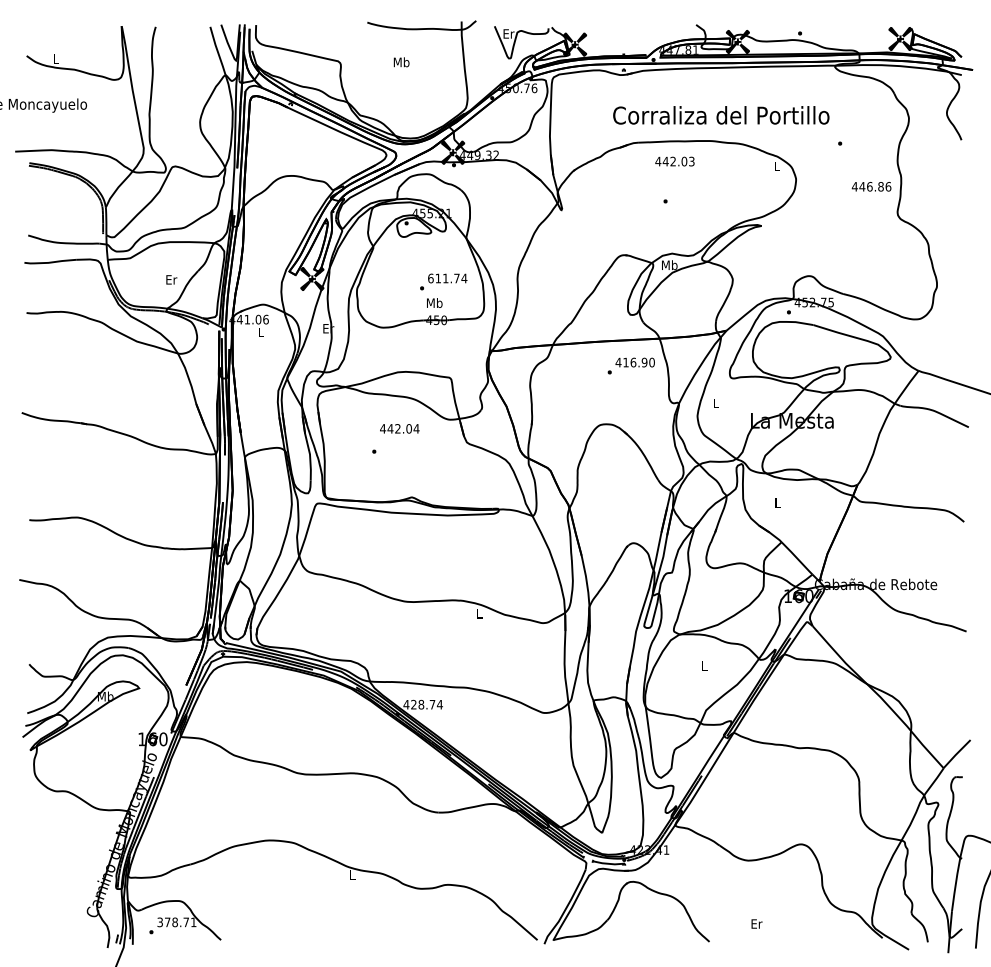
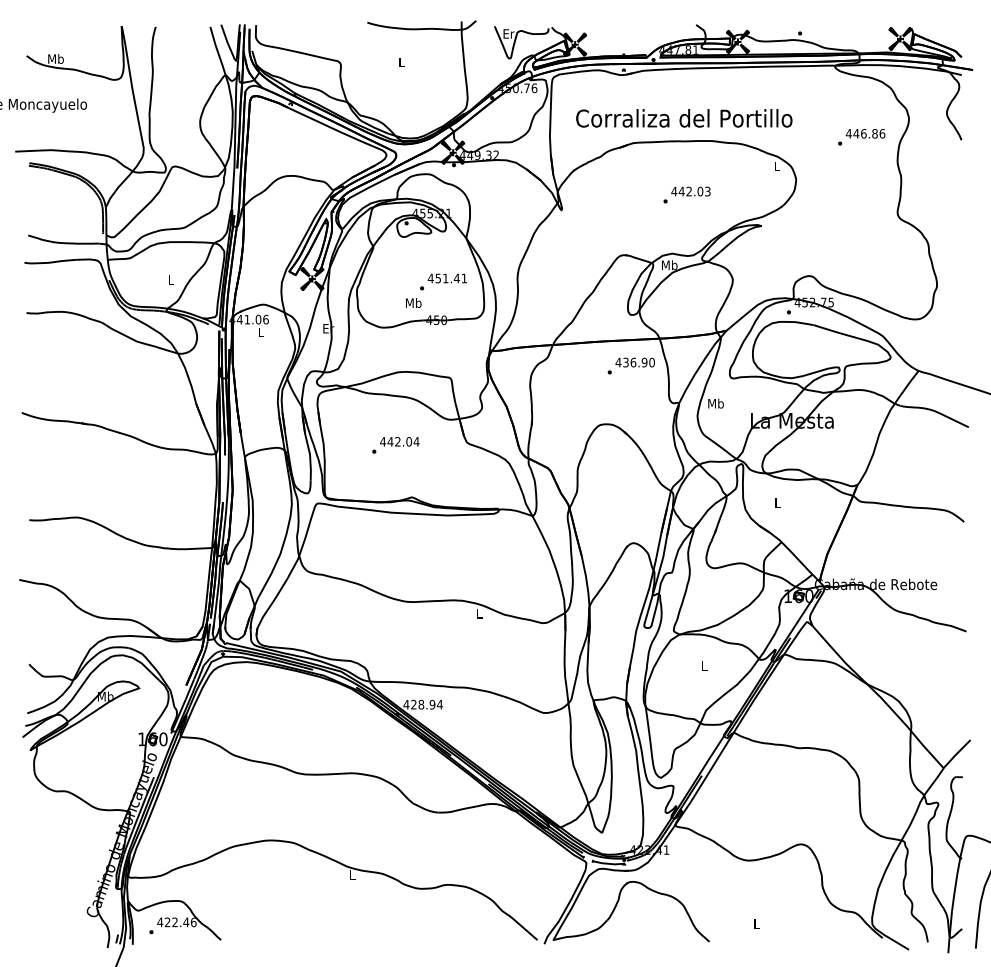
text: L -> Mb (55, 58)
text: Mb -> L (401, 62)
text position: (721, 115) -> (684, 118) (684, 118)
text position: (674, 161) -> (690, 191) (690, 191)
text position: (871, 186) -> (865, 133) (865, 133)
text: 611.74 -> 451.41 (447, 278)
text: Er -> L (171, 279)
text position: (434, 302) -> (413, 302) (413, 302)
text: 416.90 -> 436.90 (625, 362)
text: L -> Mb (715, 403)
text position: (399, 428) -> (399, 441) (399, 441)
text: 428.74 -> 428.94 (432, 704)
text: 378.71 -> 422.46 (176, 922)
text: Er -> L (756, 923)
